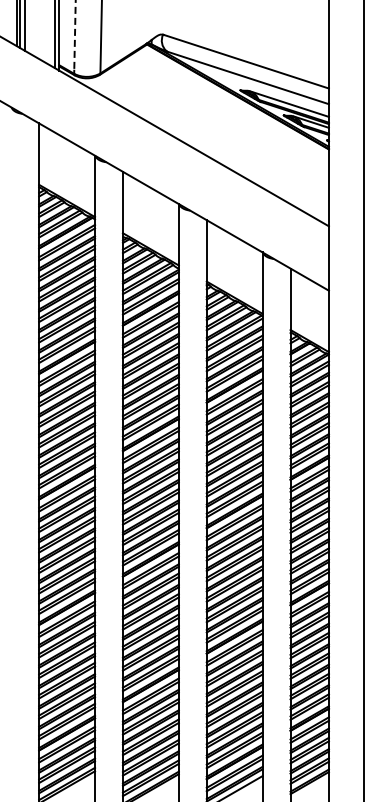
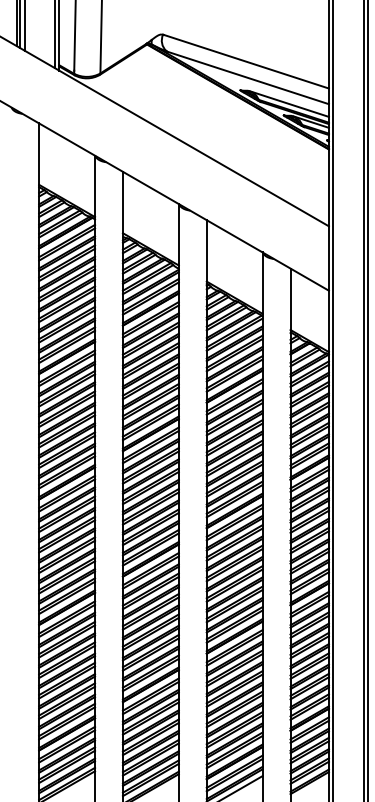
line: dashed -> solid (74, 35)
line: none -> present (333, 400)
line: none -> present (368, 400)
